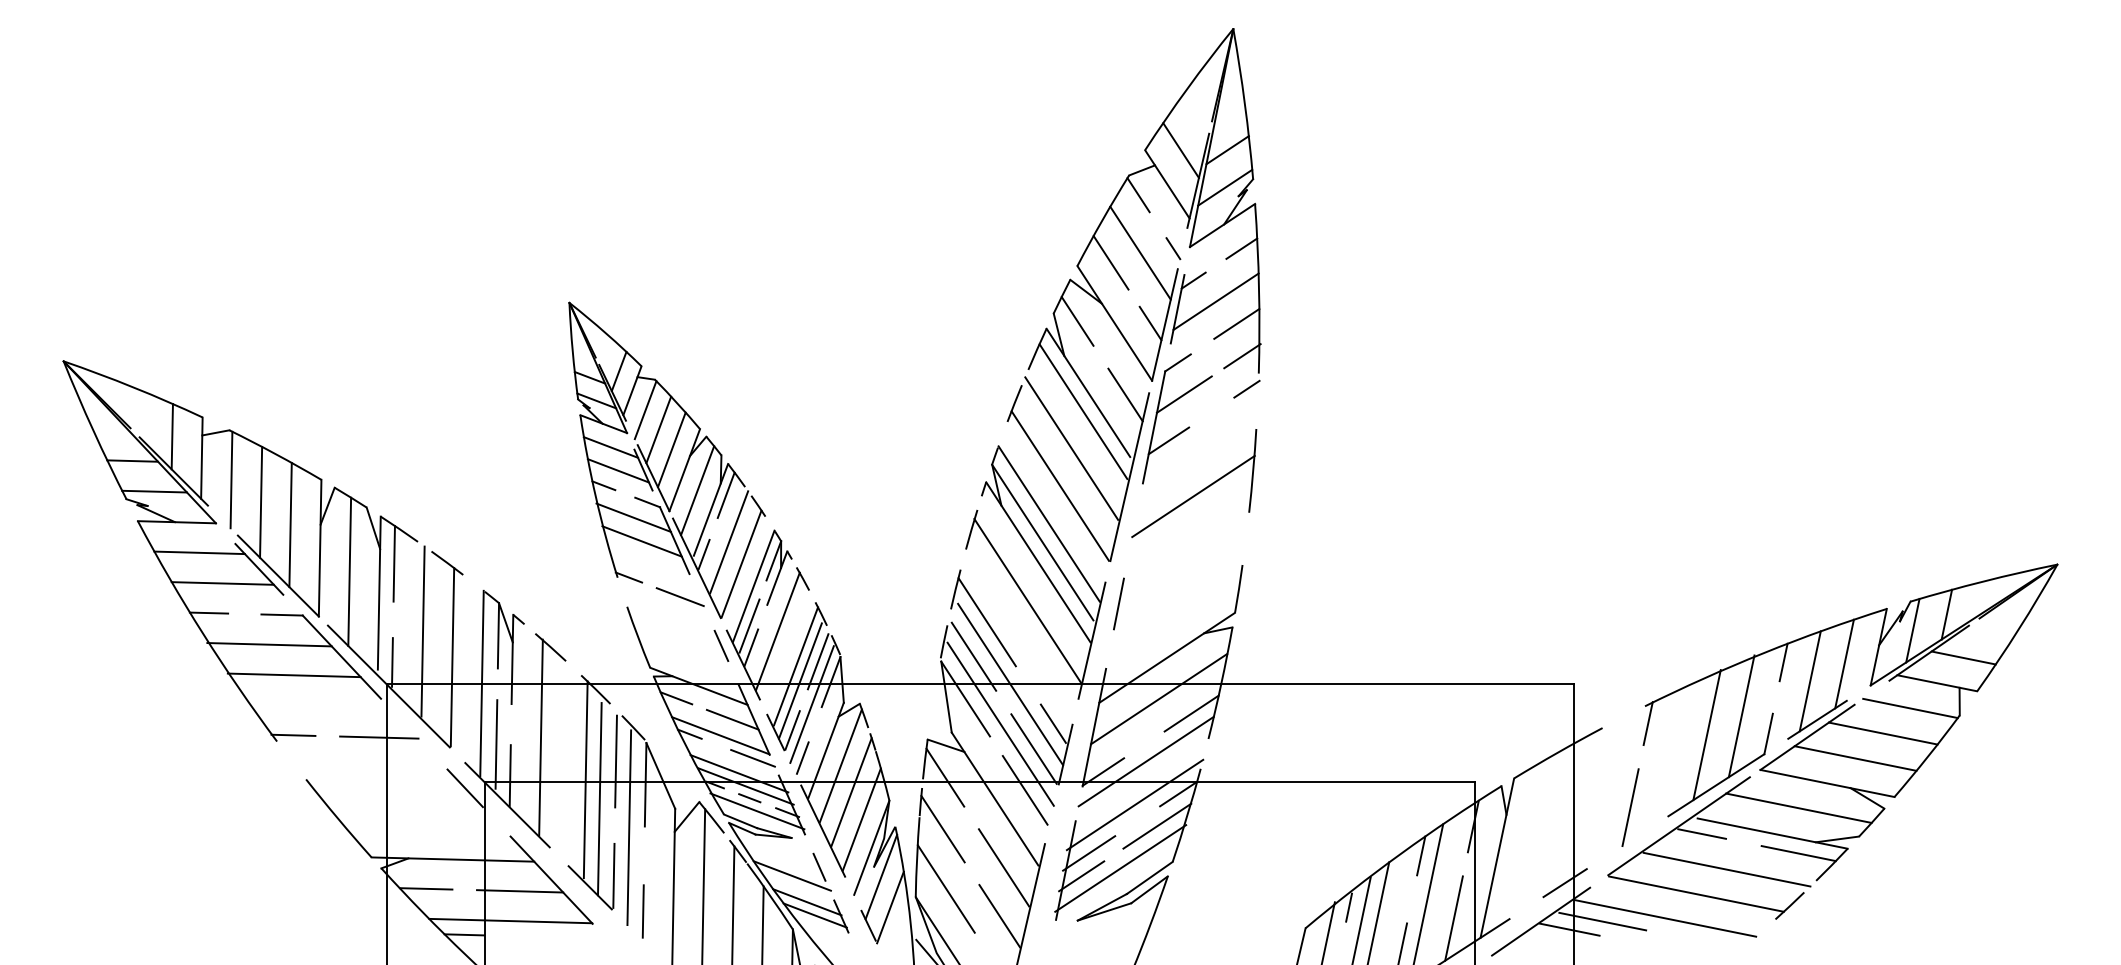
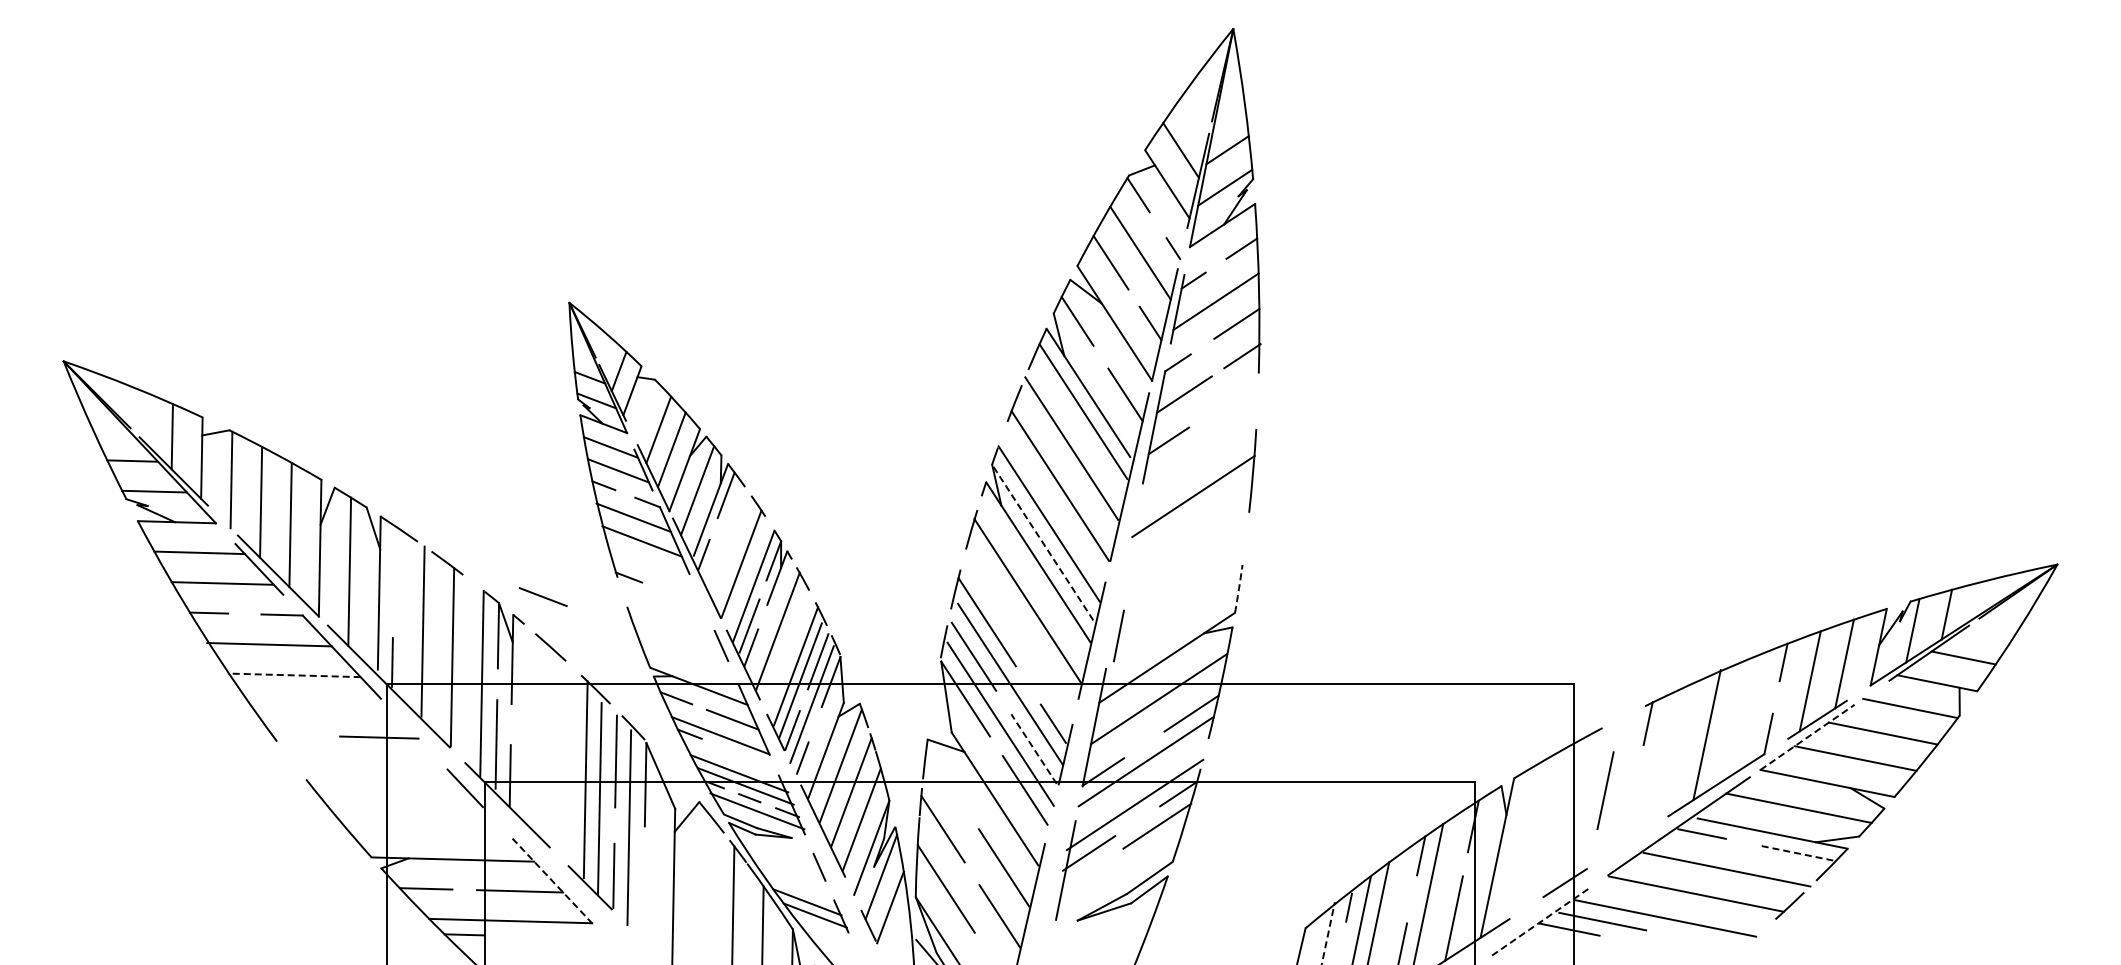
line: present -> none (1246, 388)
line: present -> none (645, 410)
line: present -> none (729, 542)
line: solid -> dashed (1042, 542)
line: present -> none (393, 563)
arc: solid -> dashed (1238, 588)
line position: (679, 596) -> (542, 596) (542, 596)
line position: (1118, 603) -> (1118, 635) (1118, 635)
line: solid -> dashed (293, 675)
line: present -> none (1741, 716)
line: present -> none (293, 734)
line: present -> none (540, 737)
line: solid -> dashed (1807, 737)
line: solid -> dashed (1034, 749)
line: present -> none (752, 757)
line: present -> none (945, 777)
line position: (1630, 807) -> (1605, 790) (1605, 790)
line: solid -> dashed (1798, 853)
line: present -> none (1120, 868)
line: present -> none (791, 875)
line: present -> none (1081, 876)
line: solid -> dashed (551, 880)
line: present -> none (703, 885)
line: present -> none (642, 911)
line: solid -> dashed (1541, 921)
line: solid -> dashed (1328, 933)
